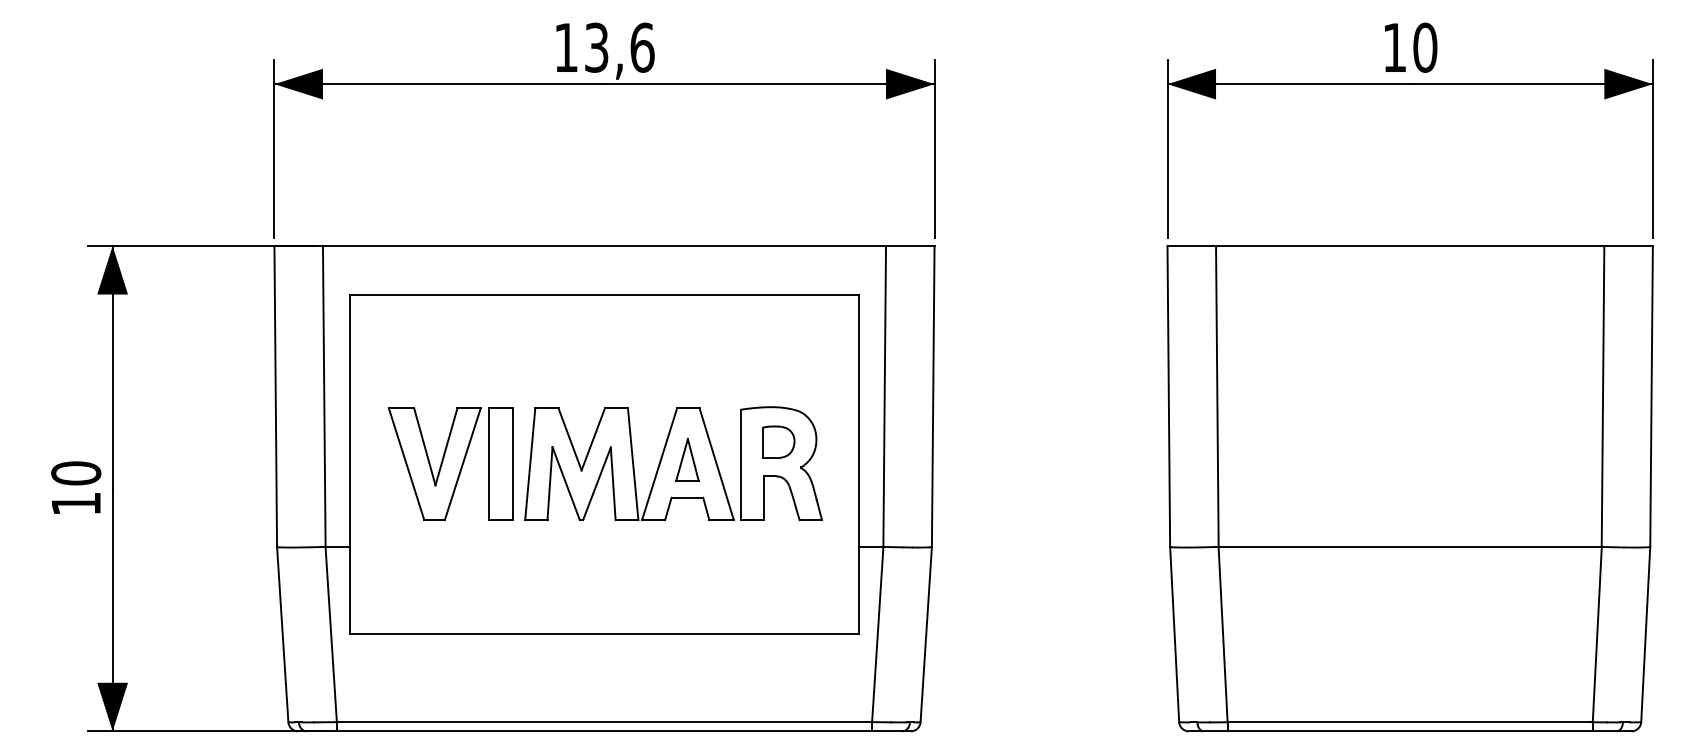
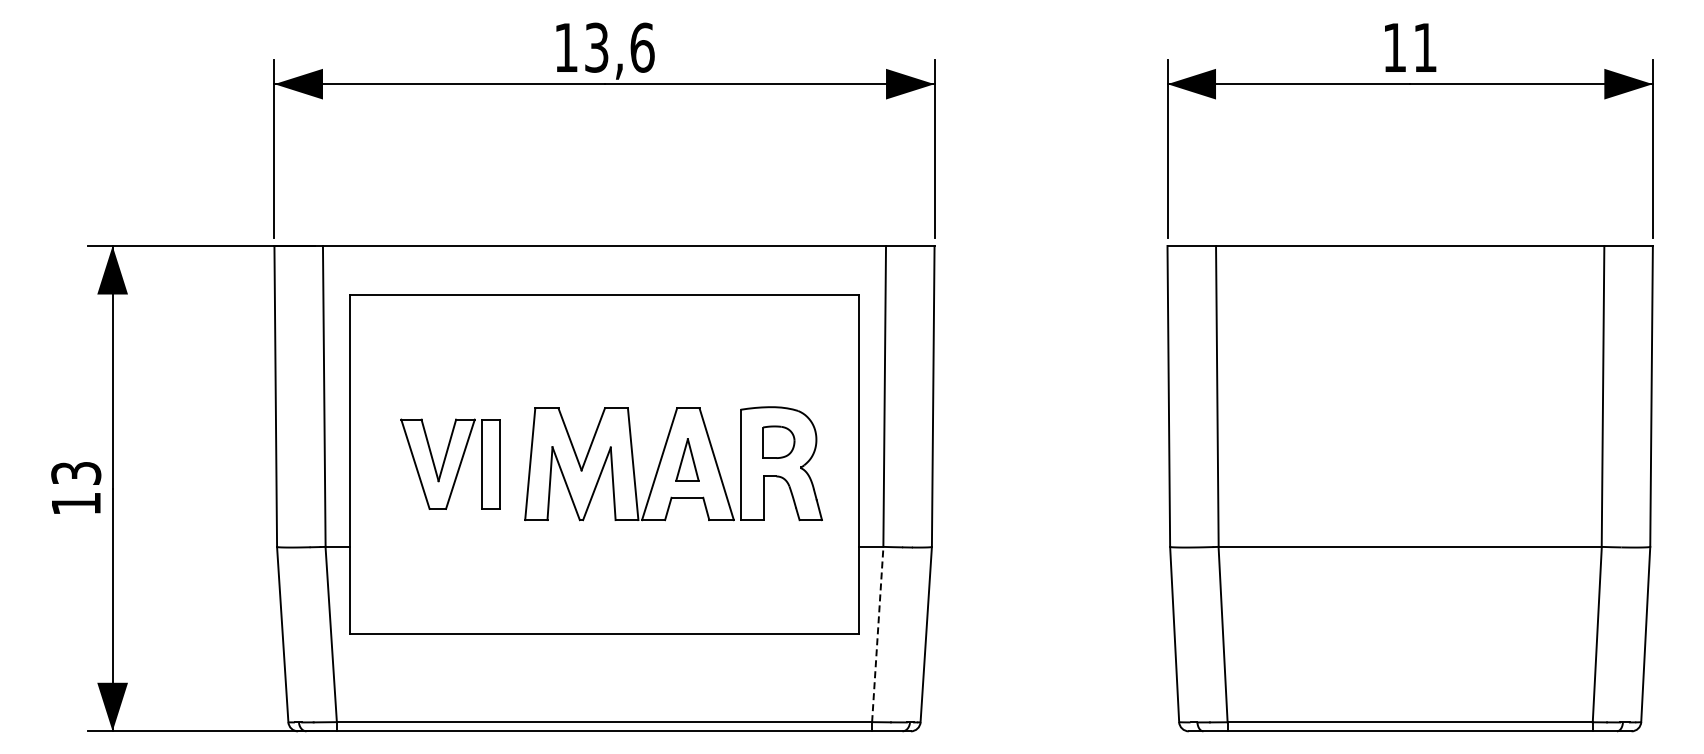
text: 10 -> 11 (1425, 47)
part size: 126x115 px -> 101x92 px (450, 463)
text: 10 -> 13 (76, 473)
line: solid -> dashed (877, 634)
